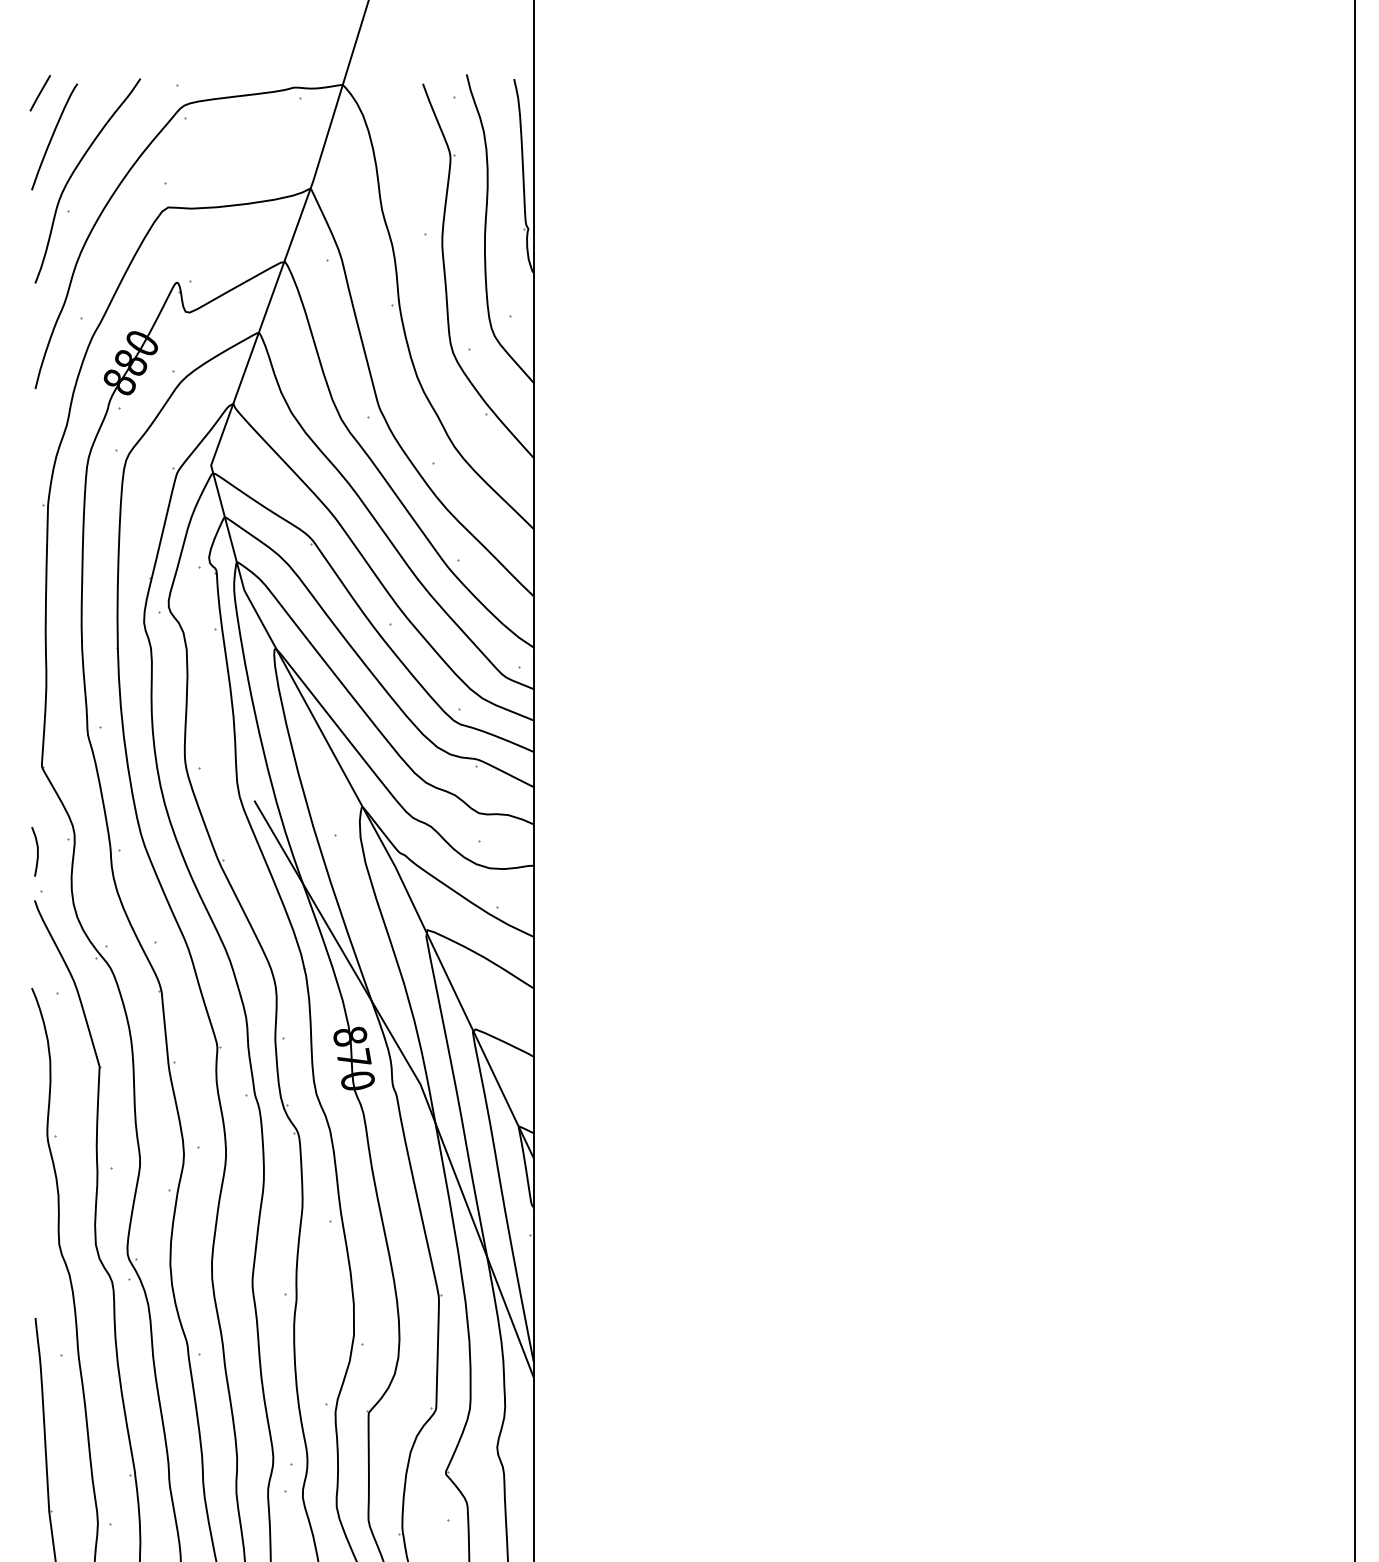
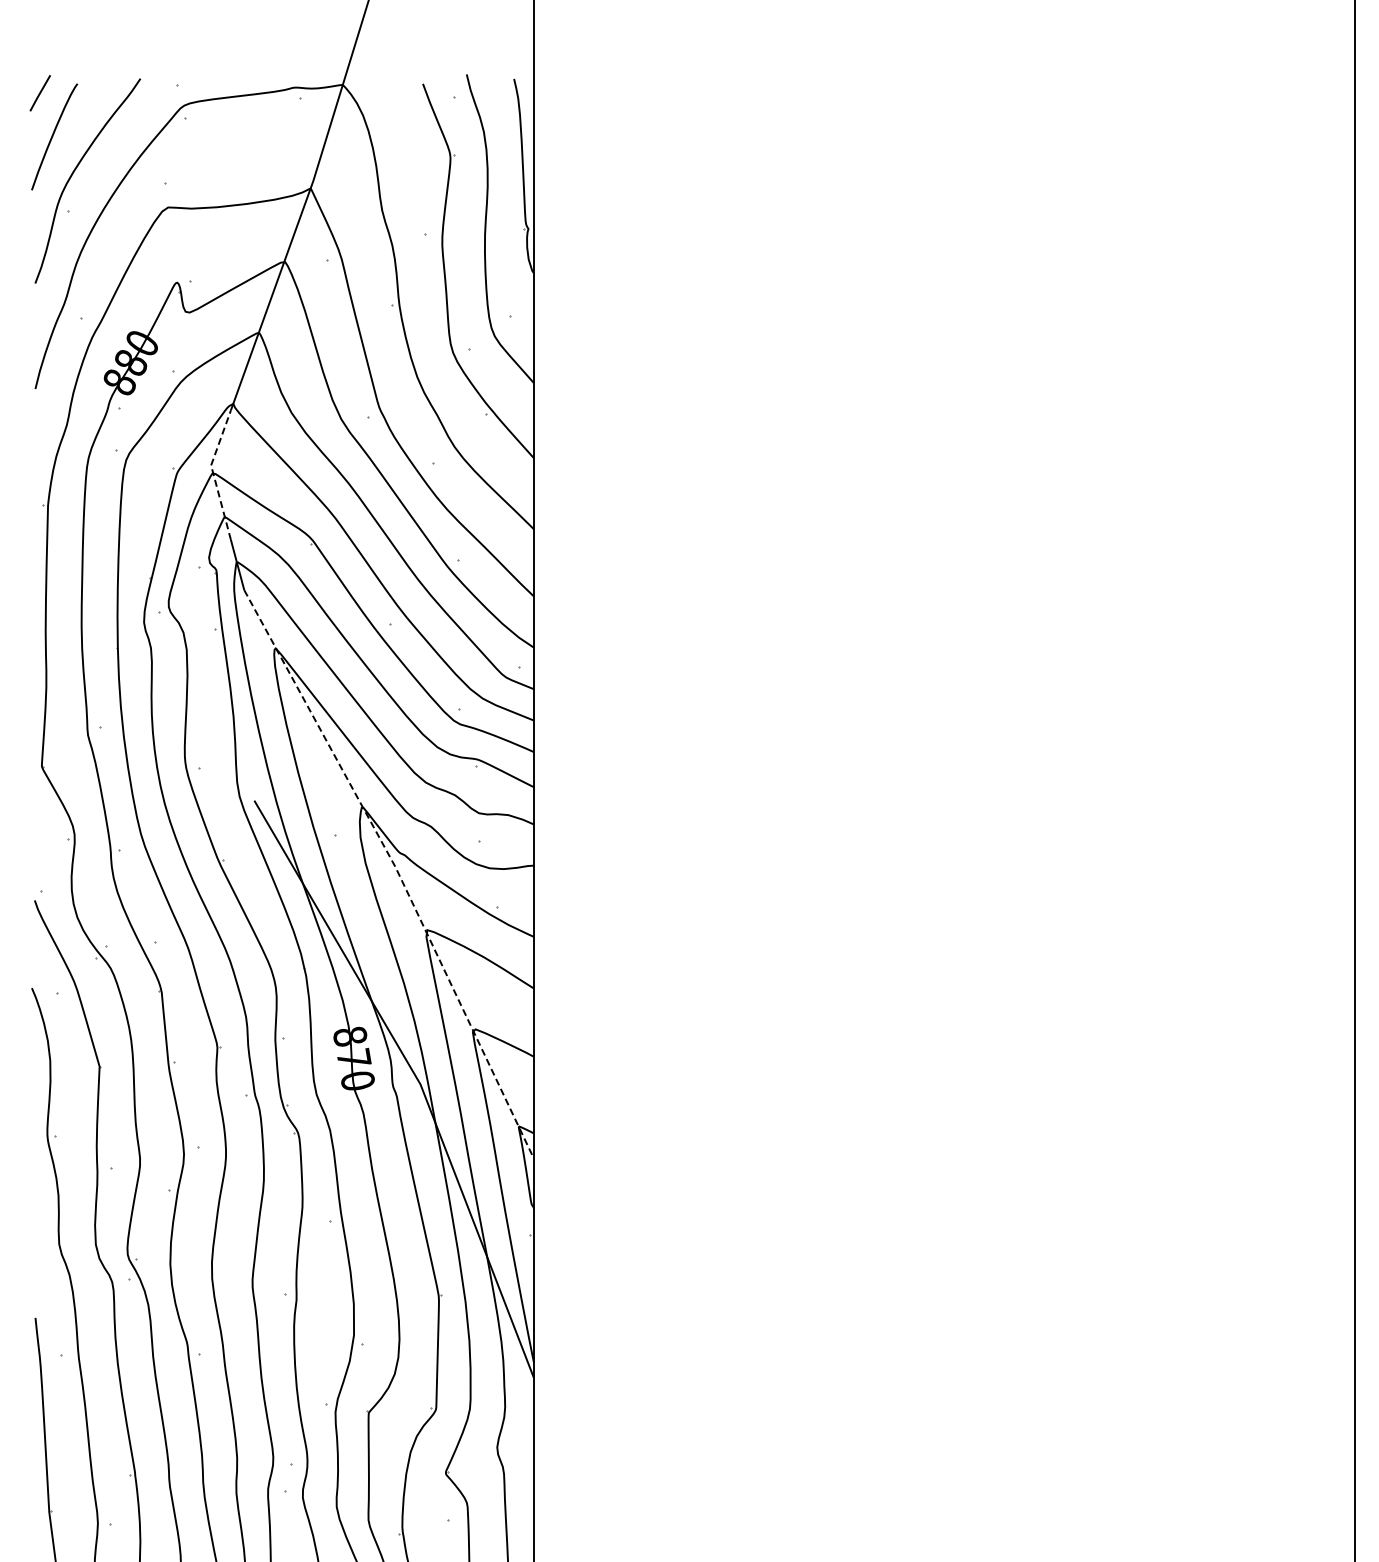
line: solid -> dashed (213, 473)
curve: present -> none (37, 851)
line: solid -> dashed (397, 871)
